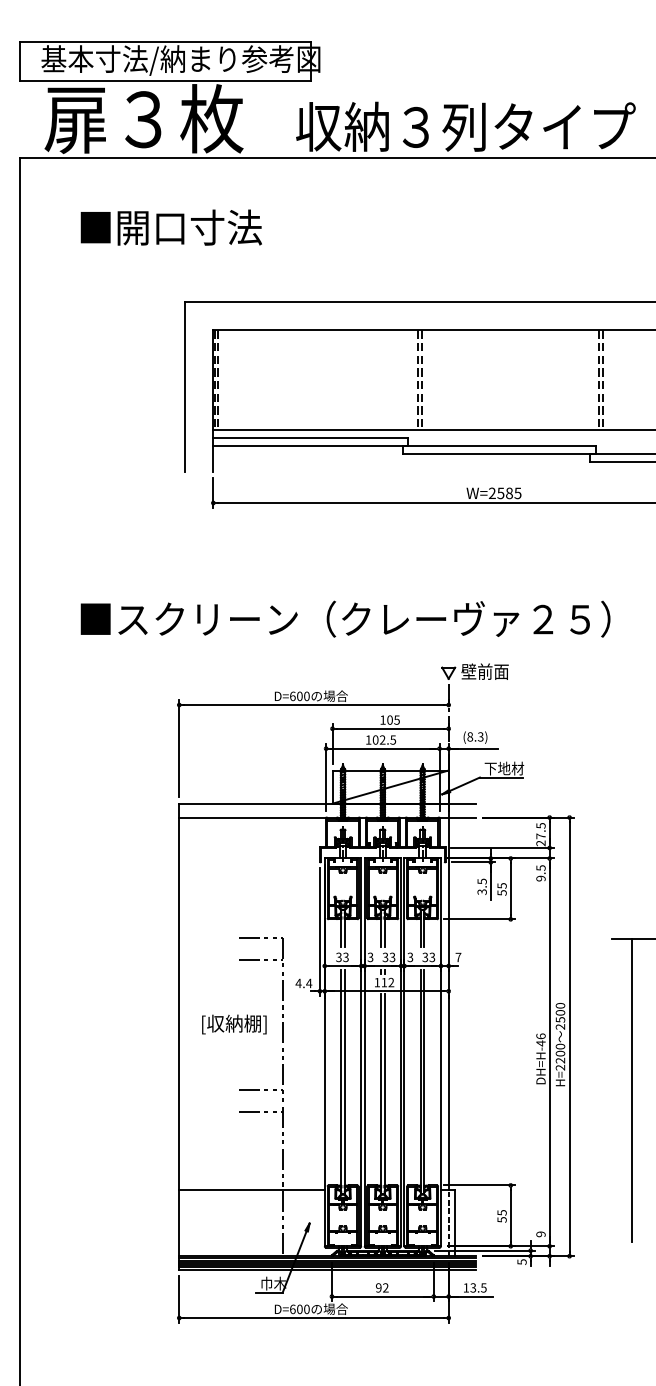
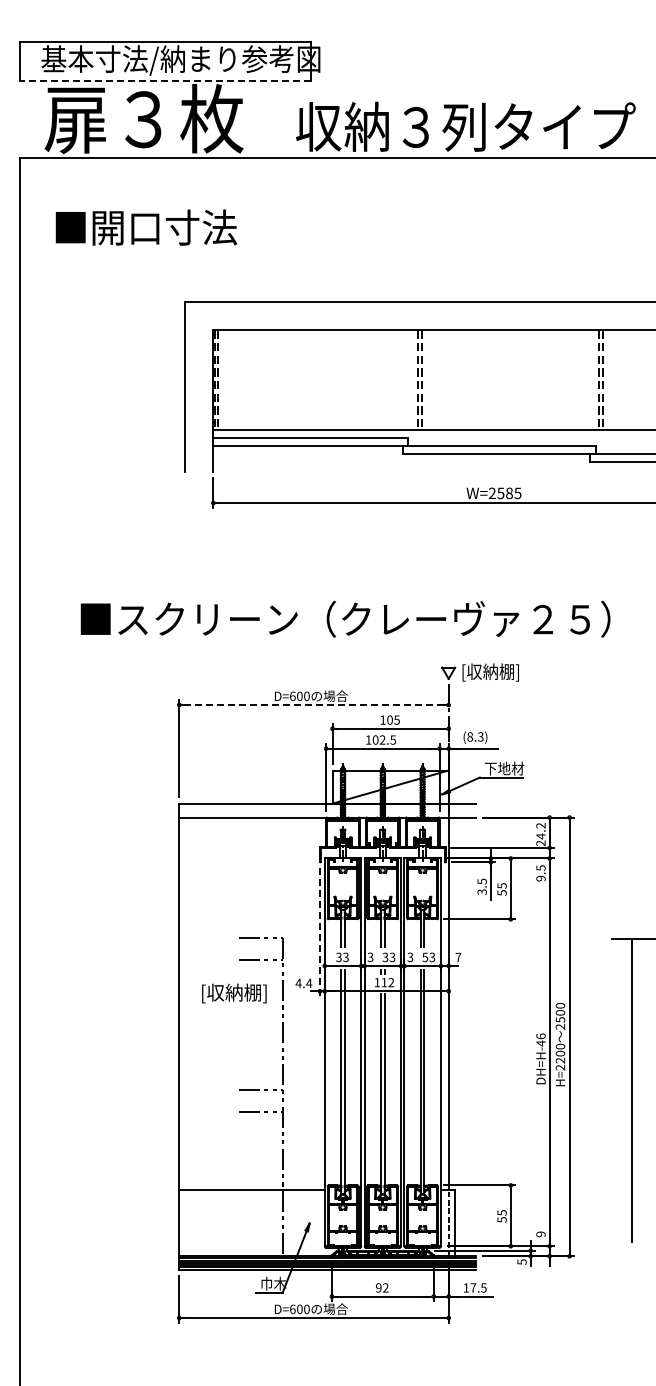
line: solid -> dashed (165, 80)
text position: (170, 227) -> (145, 227) (145, 227)
text: 壁前面 -> [収納棚] (489, 672)
line: solid -> dashed (314, 705)
text: 27.5 -> 24.2 (540, 831)
line: solid -> dashed (319, 932)
text: 33 -> 53 (425, 956)
text position: (234, 1024) -> (234, 993) (234, 993)
text: 13.5 -> 17.5 (473, 1287)
